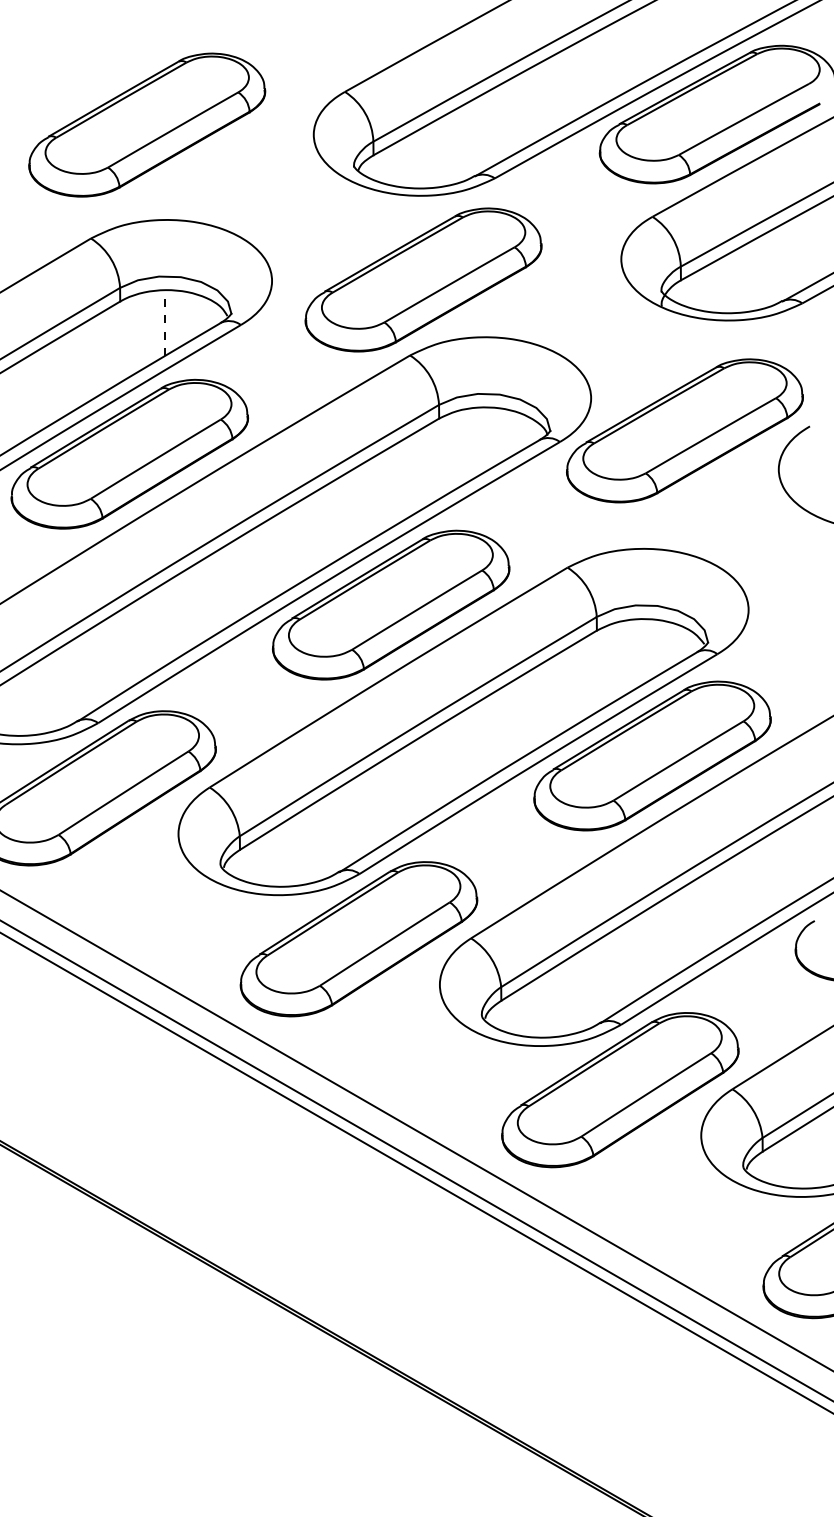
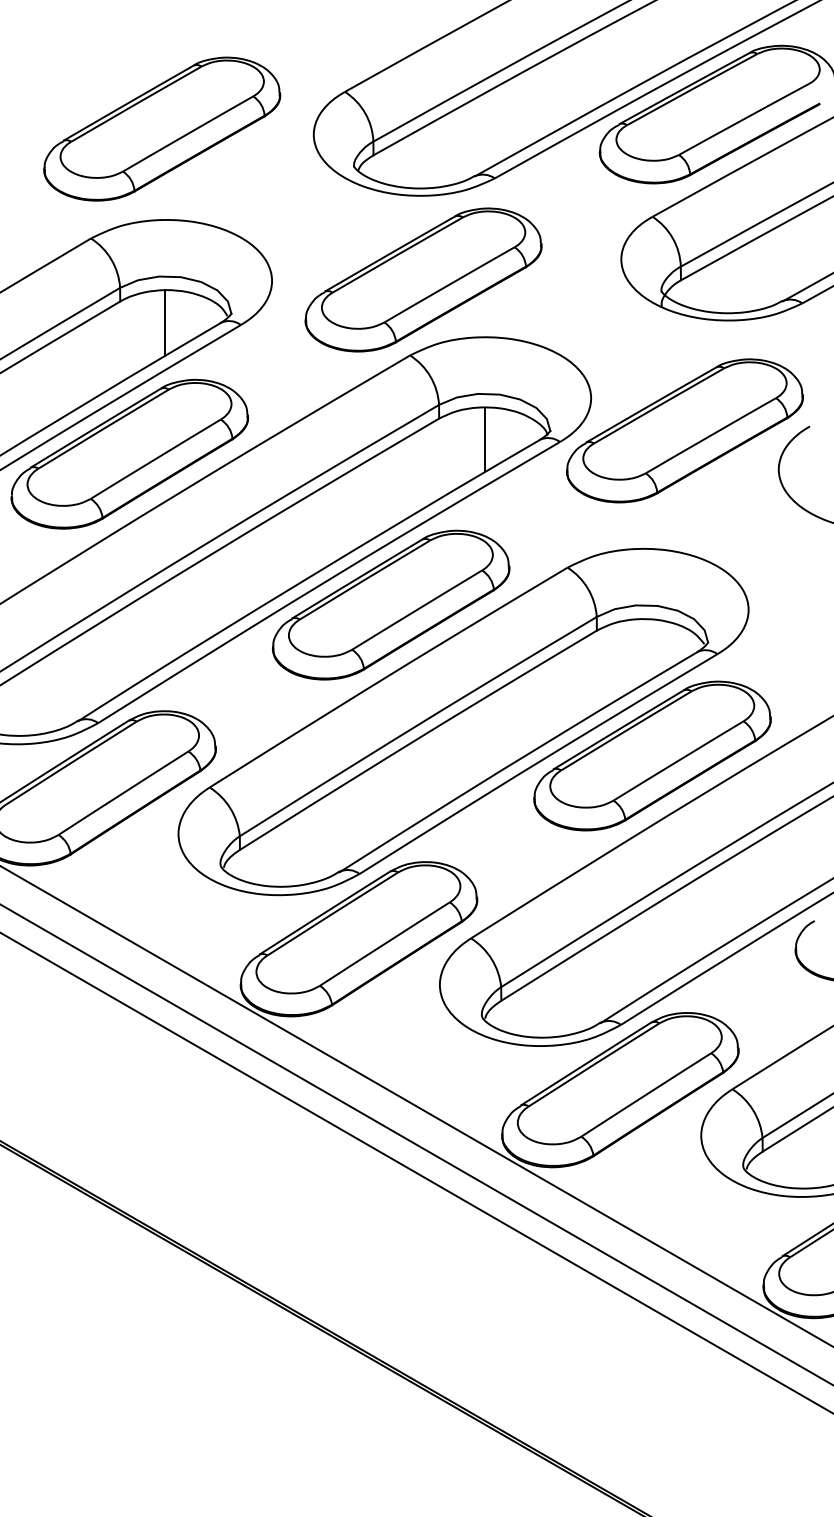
part position: (147, 124) -> (162, 128) (162, 128)
line: dashed -> solid (165, 323)
line: none -> present (485, 439)
line position: (416, 1130) -> (416, 1106) (416, 1106)
line position: (416, 1160) -> (416, 1144) (416, 1144)
